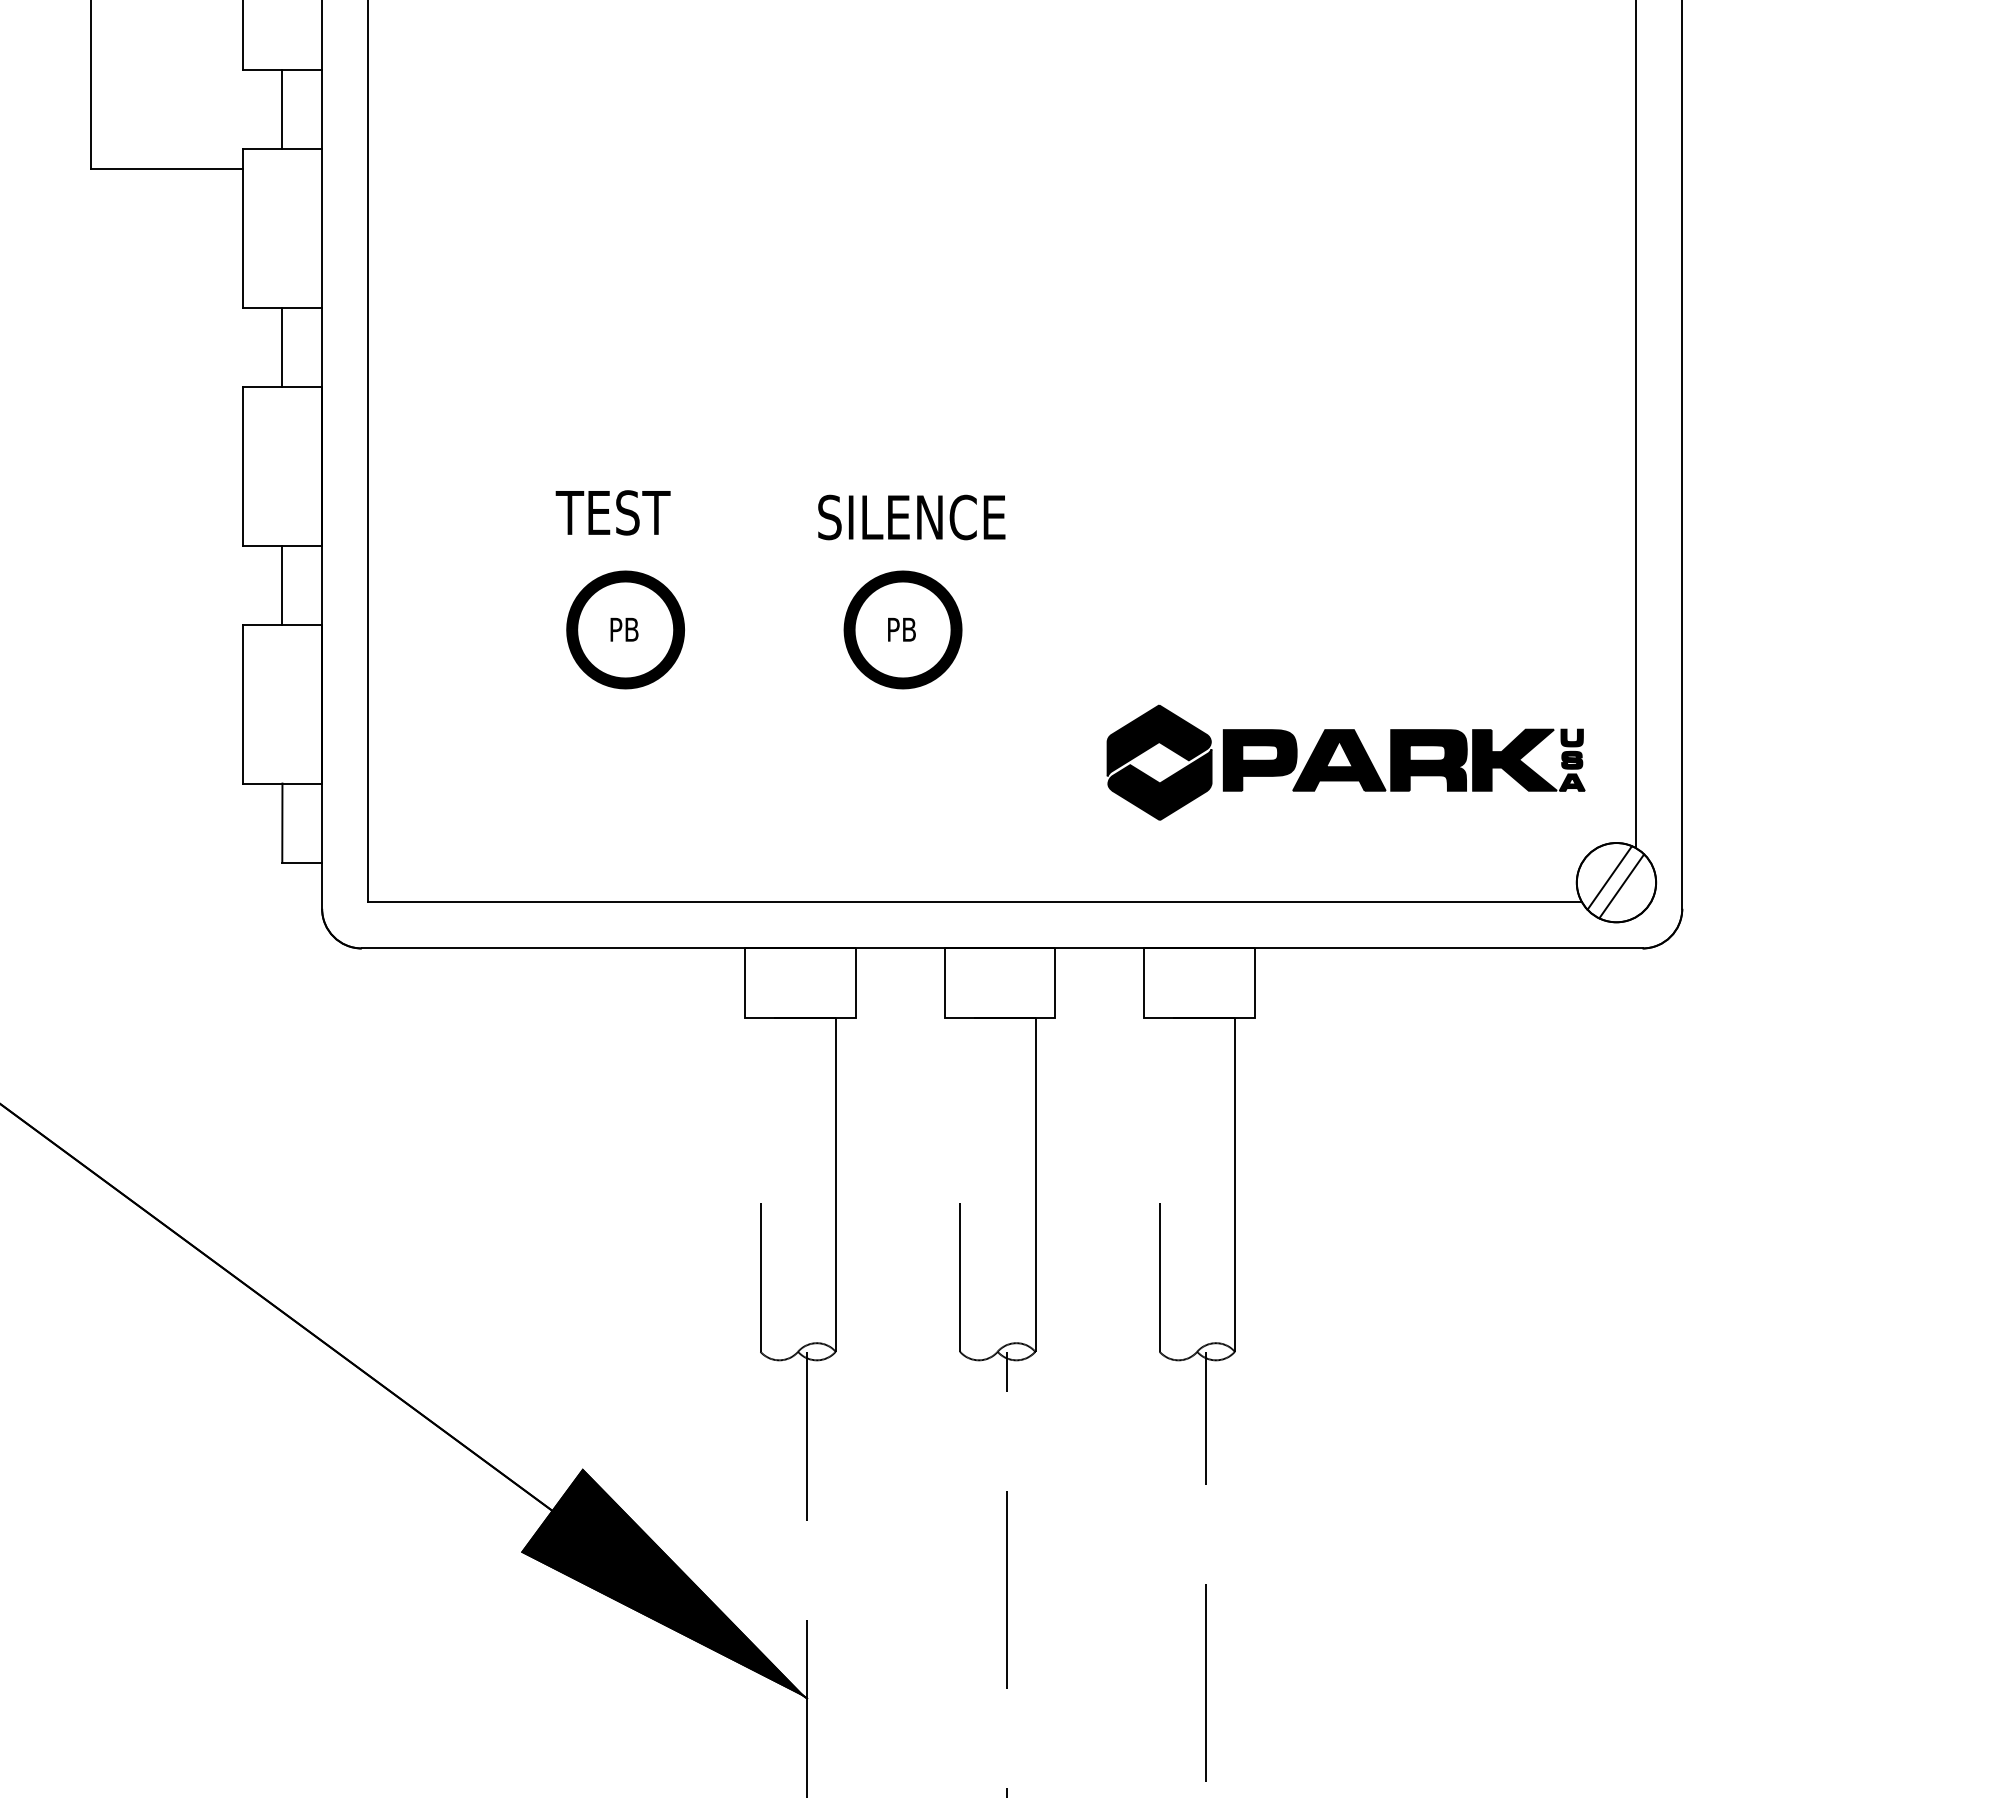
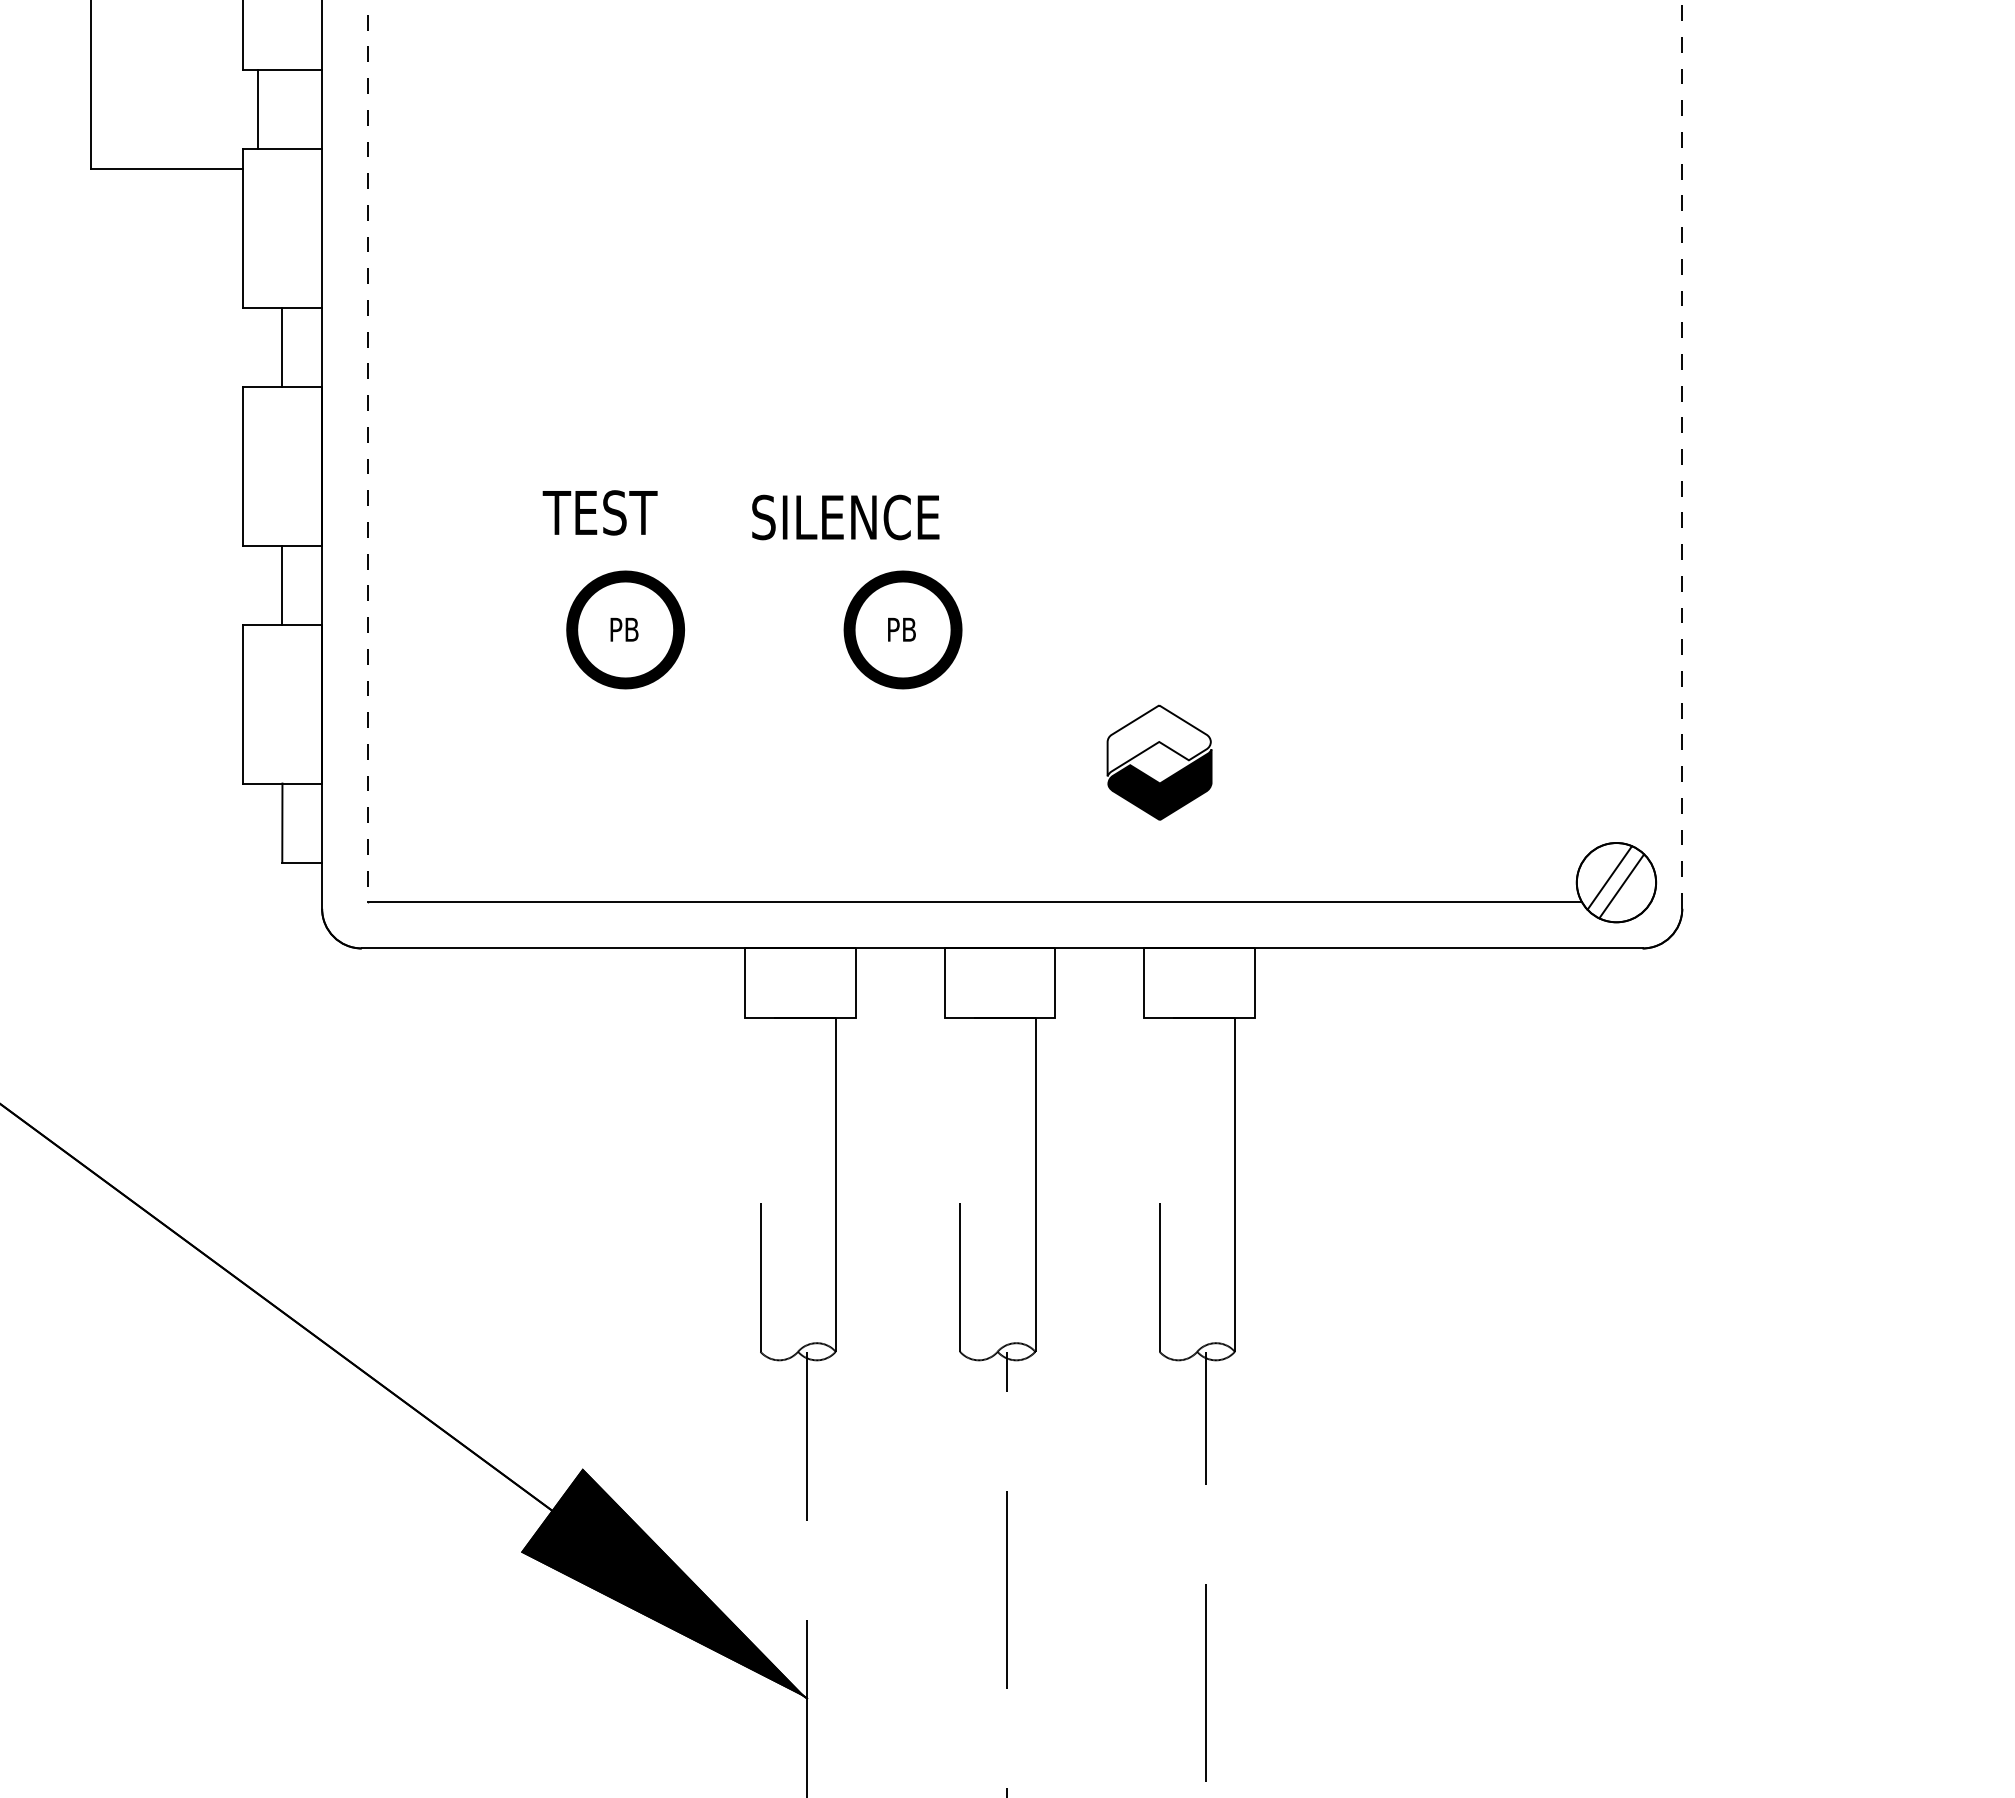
line position: (282, 109) -> (258, 109) (258, 109)
line: present -> none (1636, 425)
line: solid -> dashed (368, 451)
line: solid -> dashed (1682, 454)
text position: (612, 512) -> (599, 512) (599, 512)
text position: (911, 517) -> (845, 517) (845, 517)
fill: present -> none (1158, 740)
part: present -> none (1403, 759)
